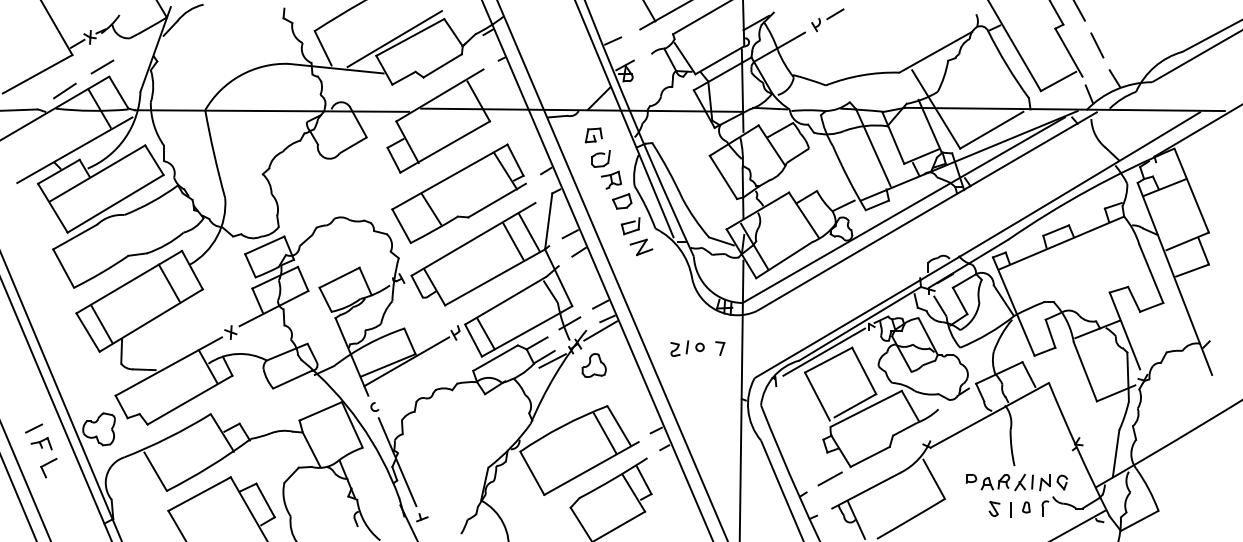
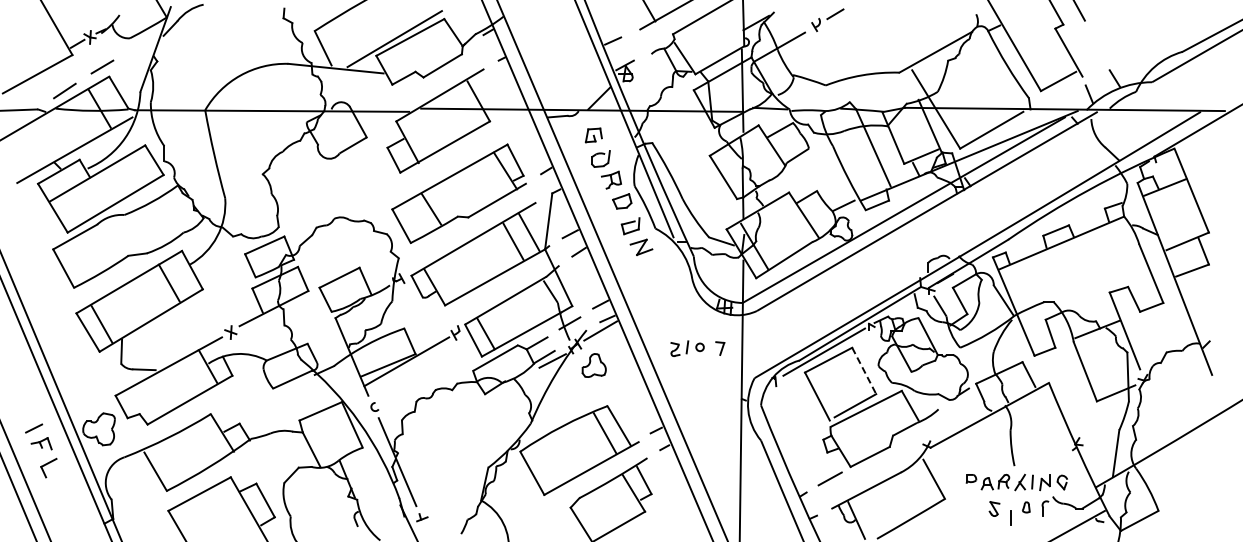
line: present -> none (1097, 45)
line: solid -> dashed (864, 371)
line position: (1010, 509) -> (1010, 517) (1010, 517)
